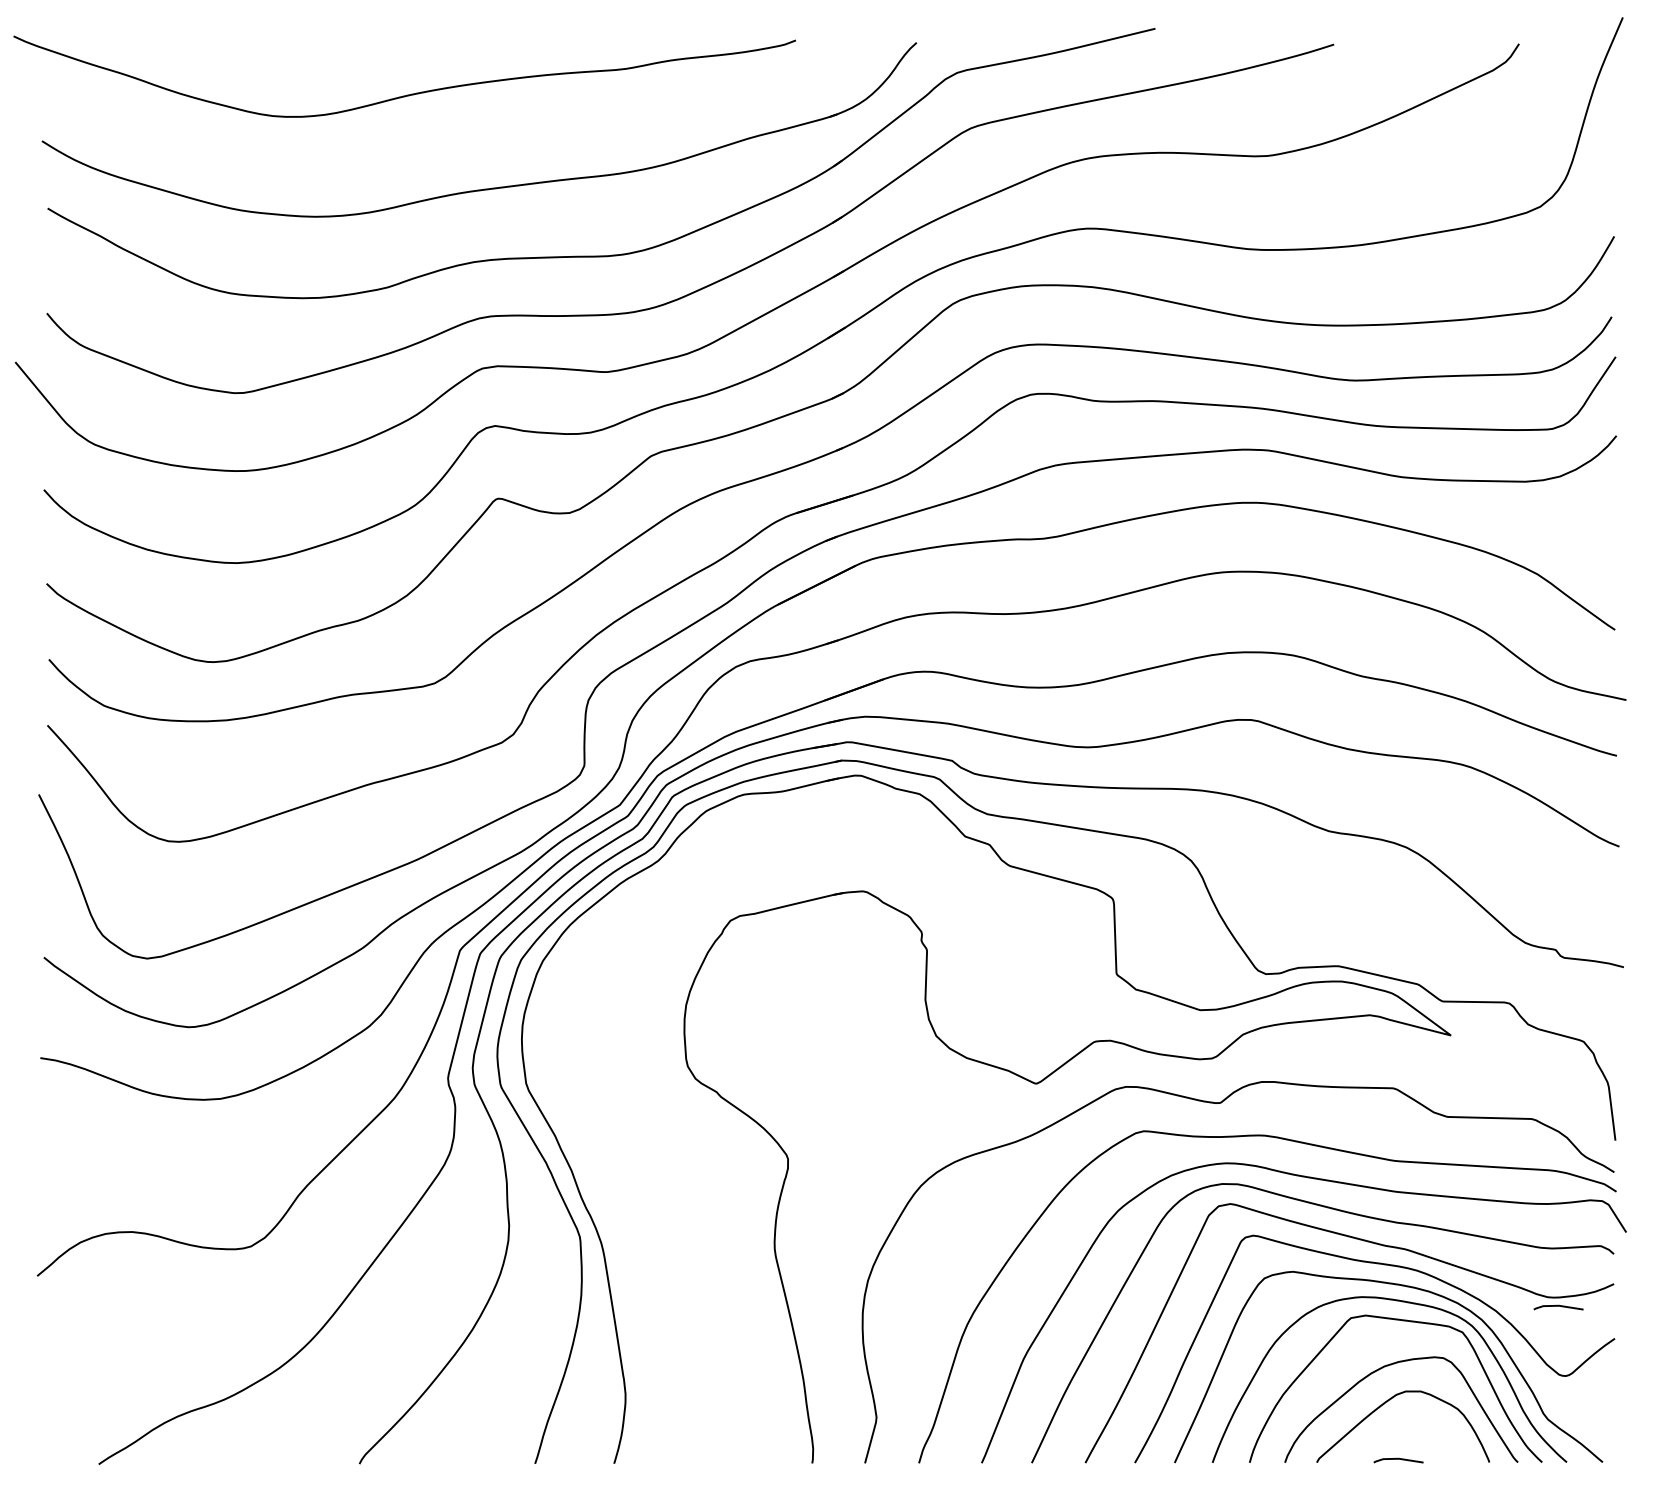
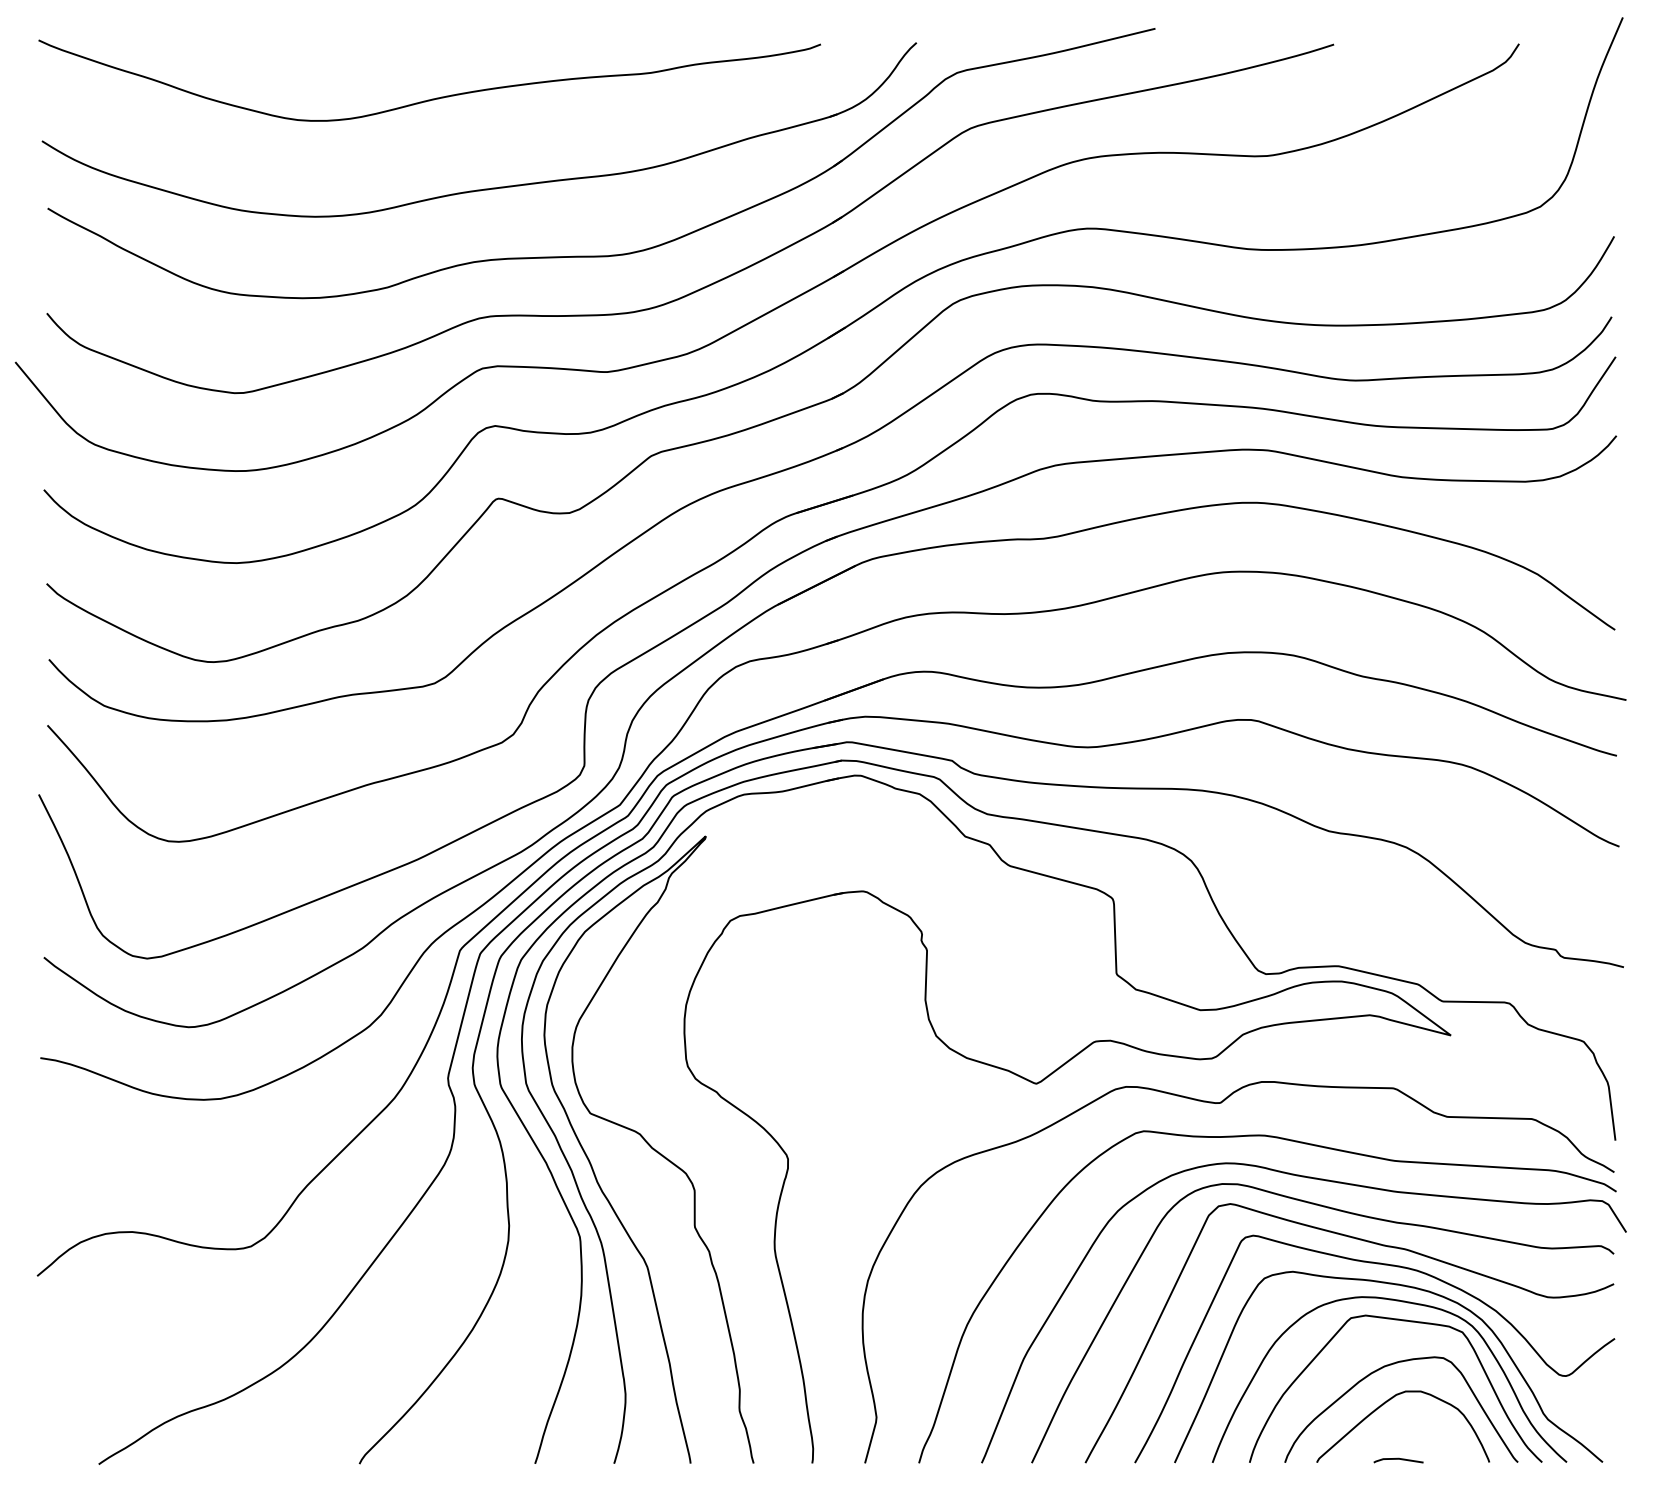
curve position: (407, 94) -> (432, 98) (432, 98)
curve: none -> present (650, 1147)
line: present -> none (1558, 1306)
